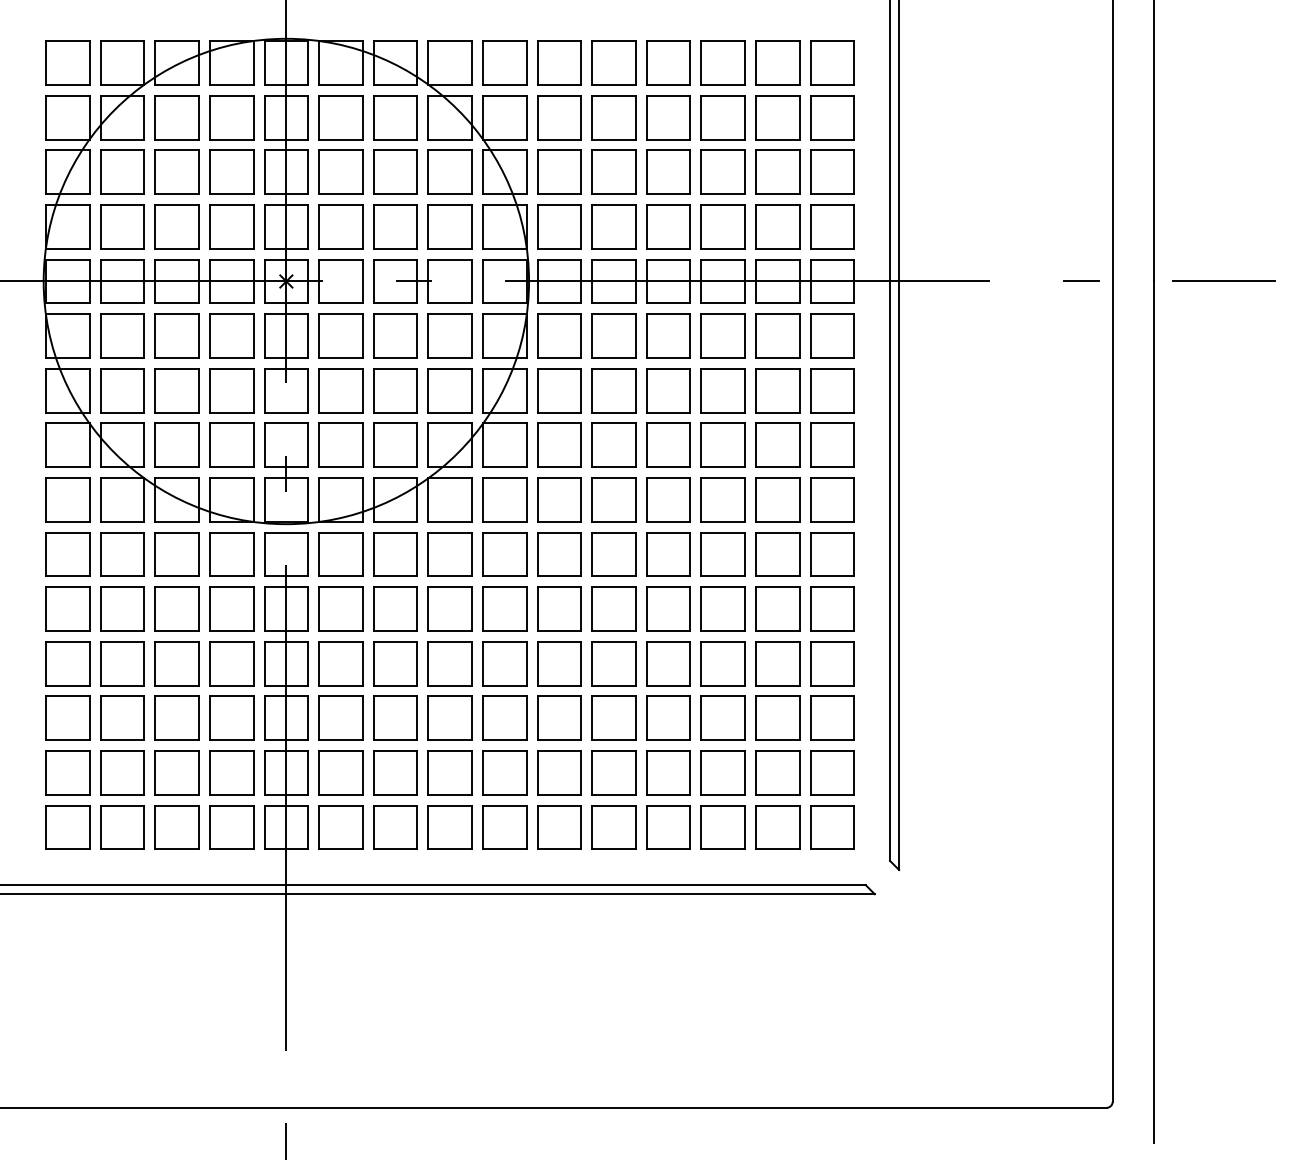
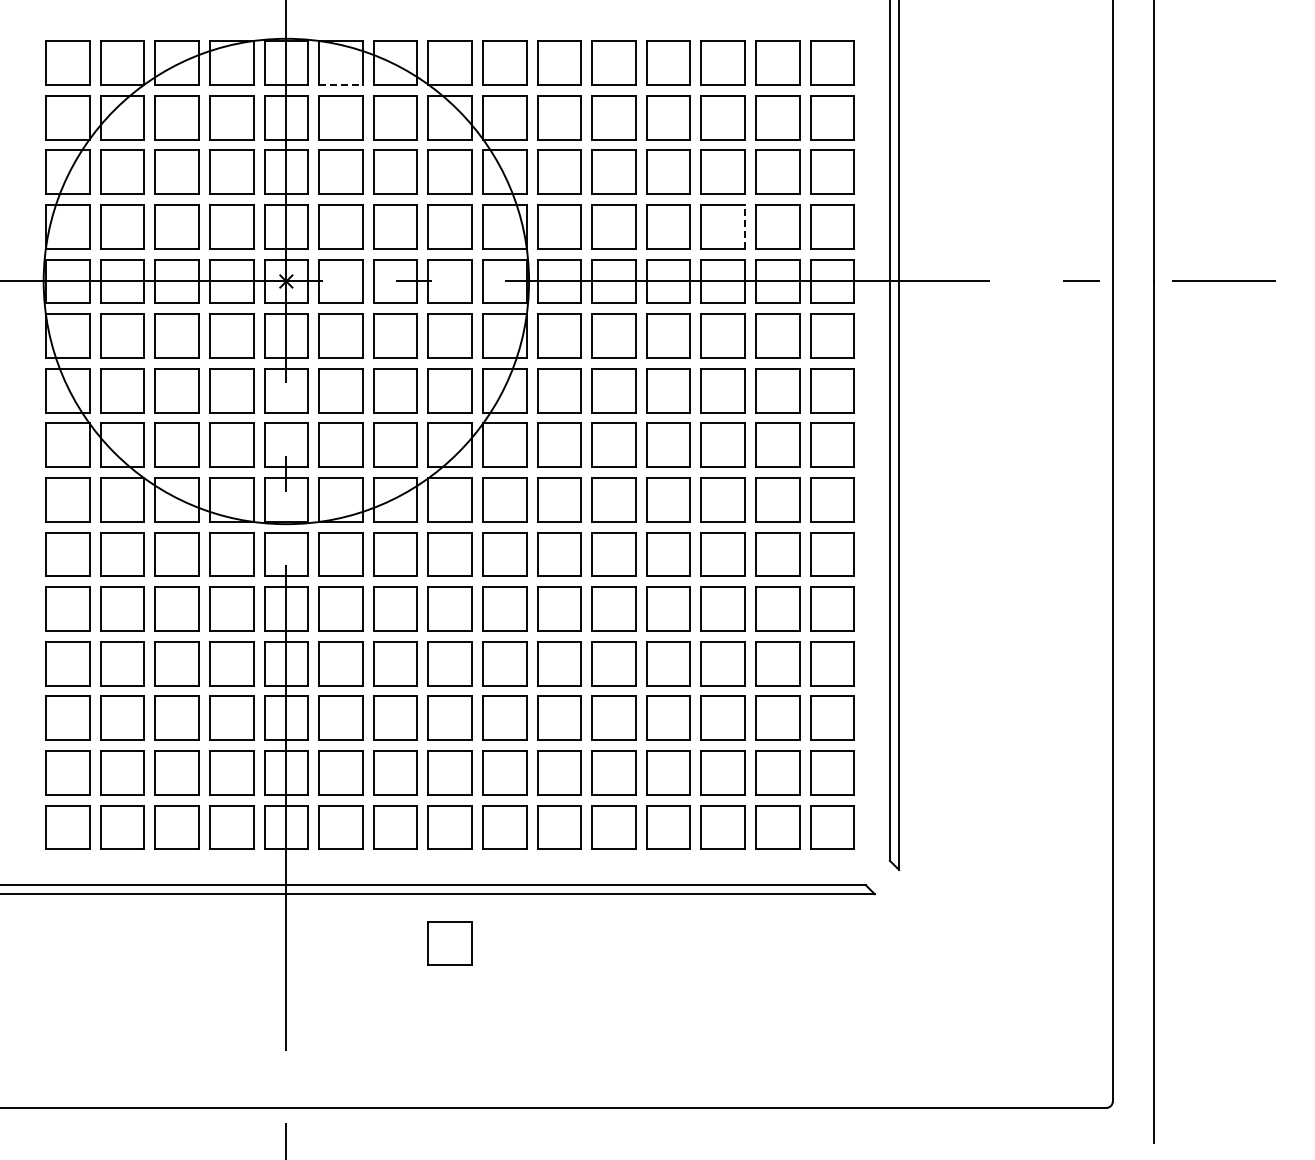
line: solid -> dashed (340, 84)
line: solid -> dashed (745, 226)
part: none -> present (449, 943)
